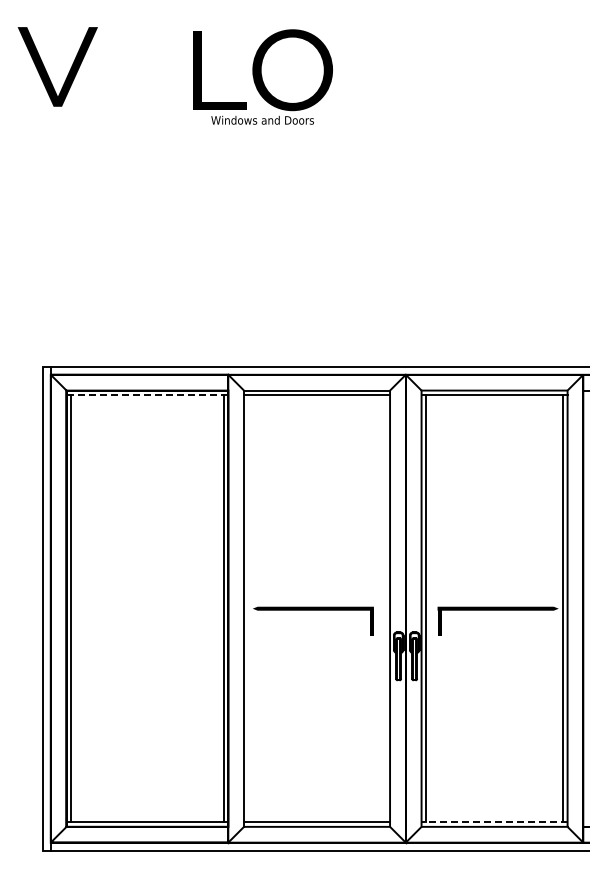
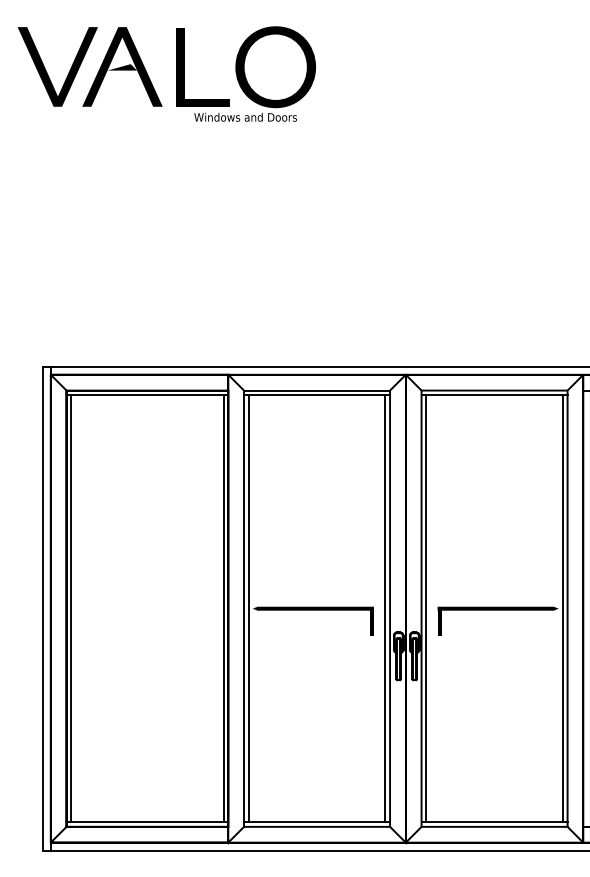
part: none -> present (122, 66)
text position: (262, 76) -> (245, 73) (245, 73)
line: dashed -> solid (147, 395)
line: none -> present (248, 608)
line: none -> present (385, 608)
line: dashed -> solid (494, 822)
